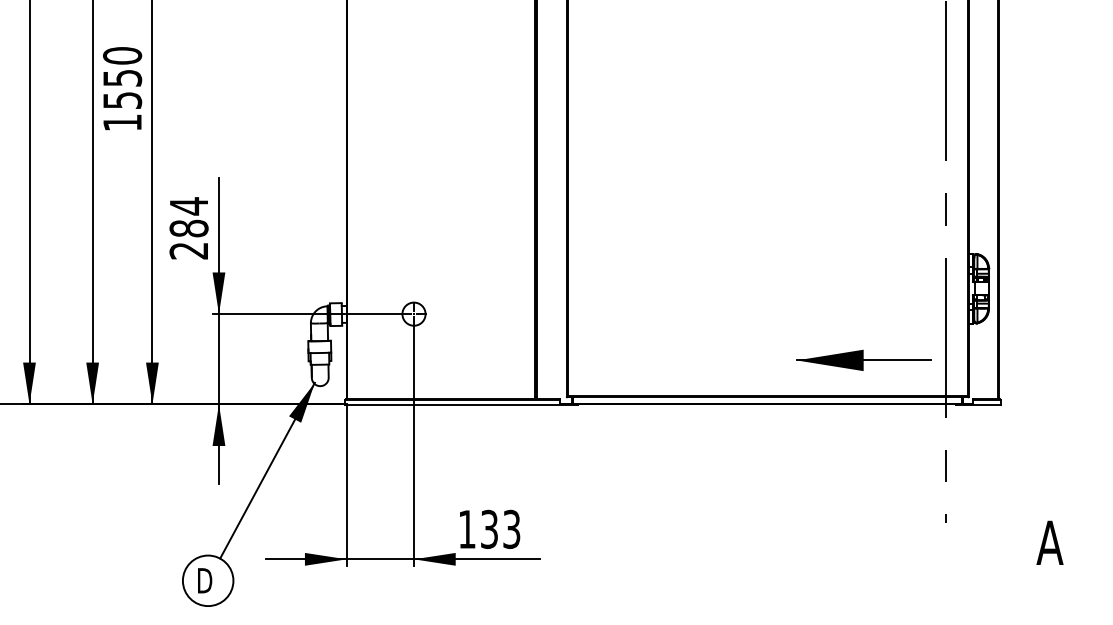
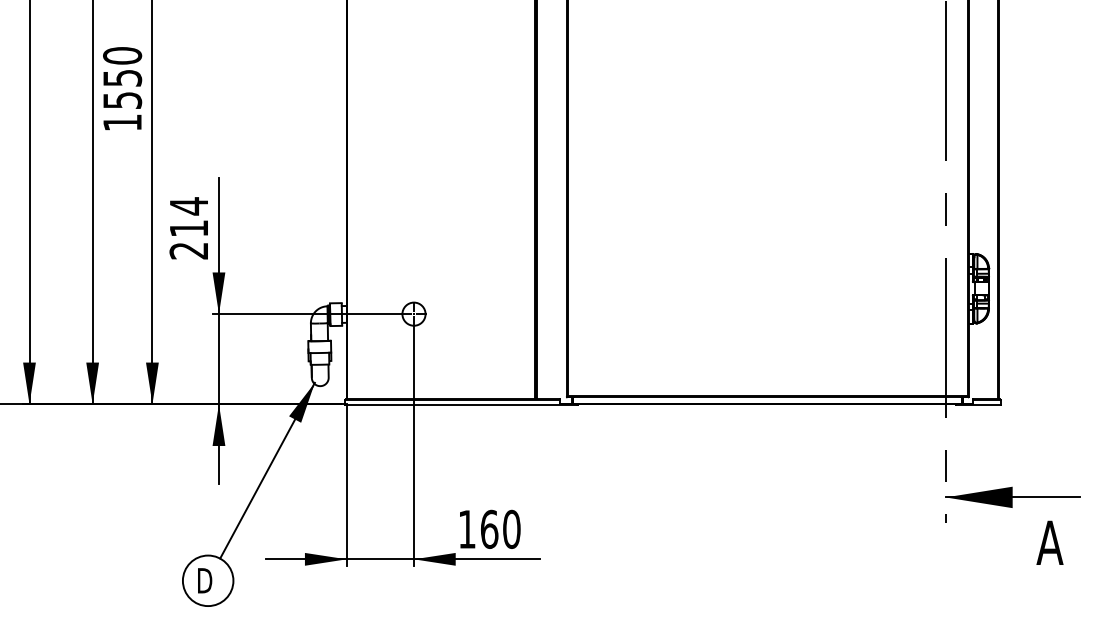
text: 284 -> 214 (188, 228)
part position: (863, 359) -> (1012, 496) (1012, 496)
text: 133 -> 160 (500, 528)
